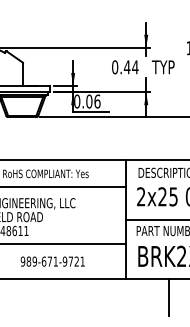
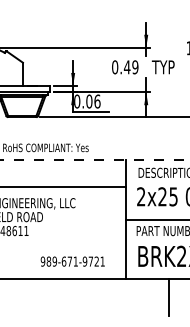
text: 0.44 -> 0.49 (135, 67)
line: solid -> dashed (94, 160)
text position: (45, 173) -> (45, 147) (45, 147)
line: present -> none (63, 243)
text position: (52, 261) -> (72, 261) (72, 261)
